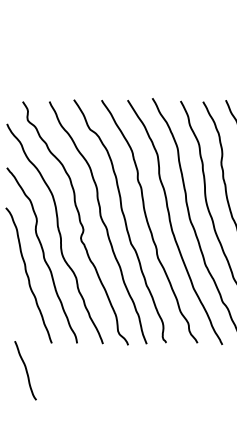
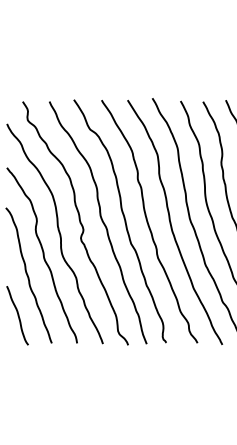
curve position: (25, 370) -> (17, 315) (17, 315)
